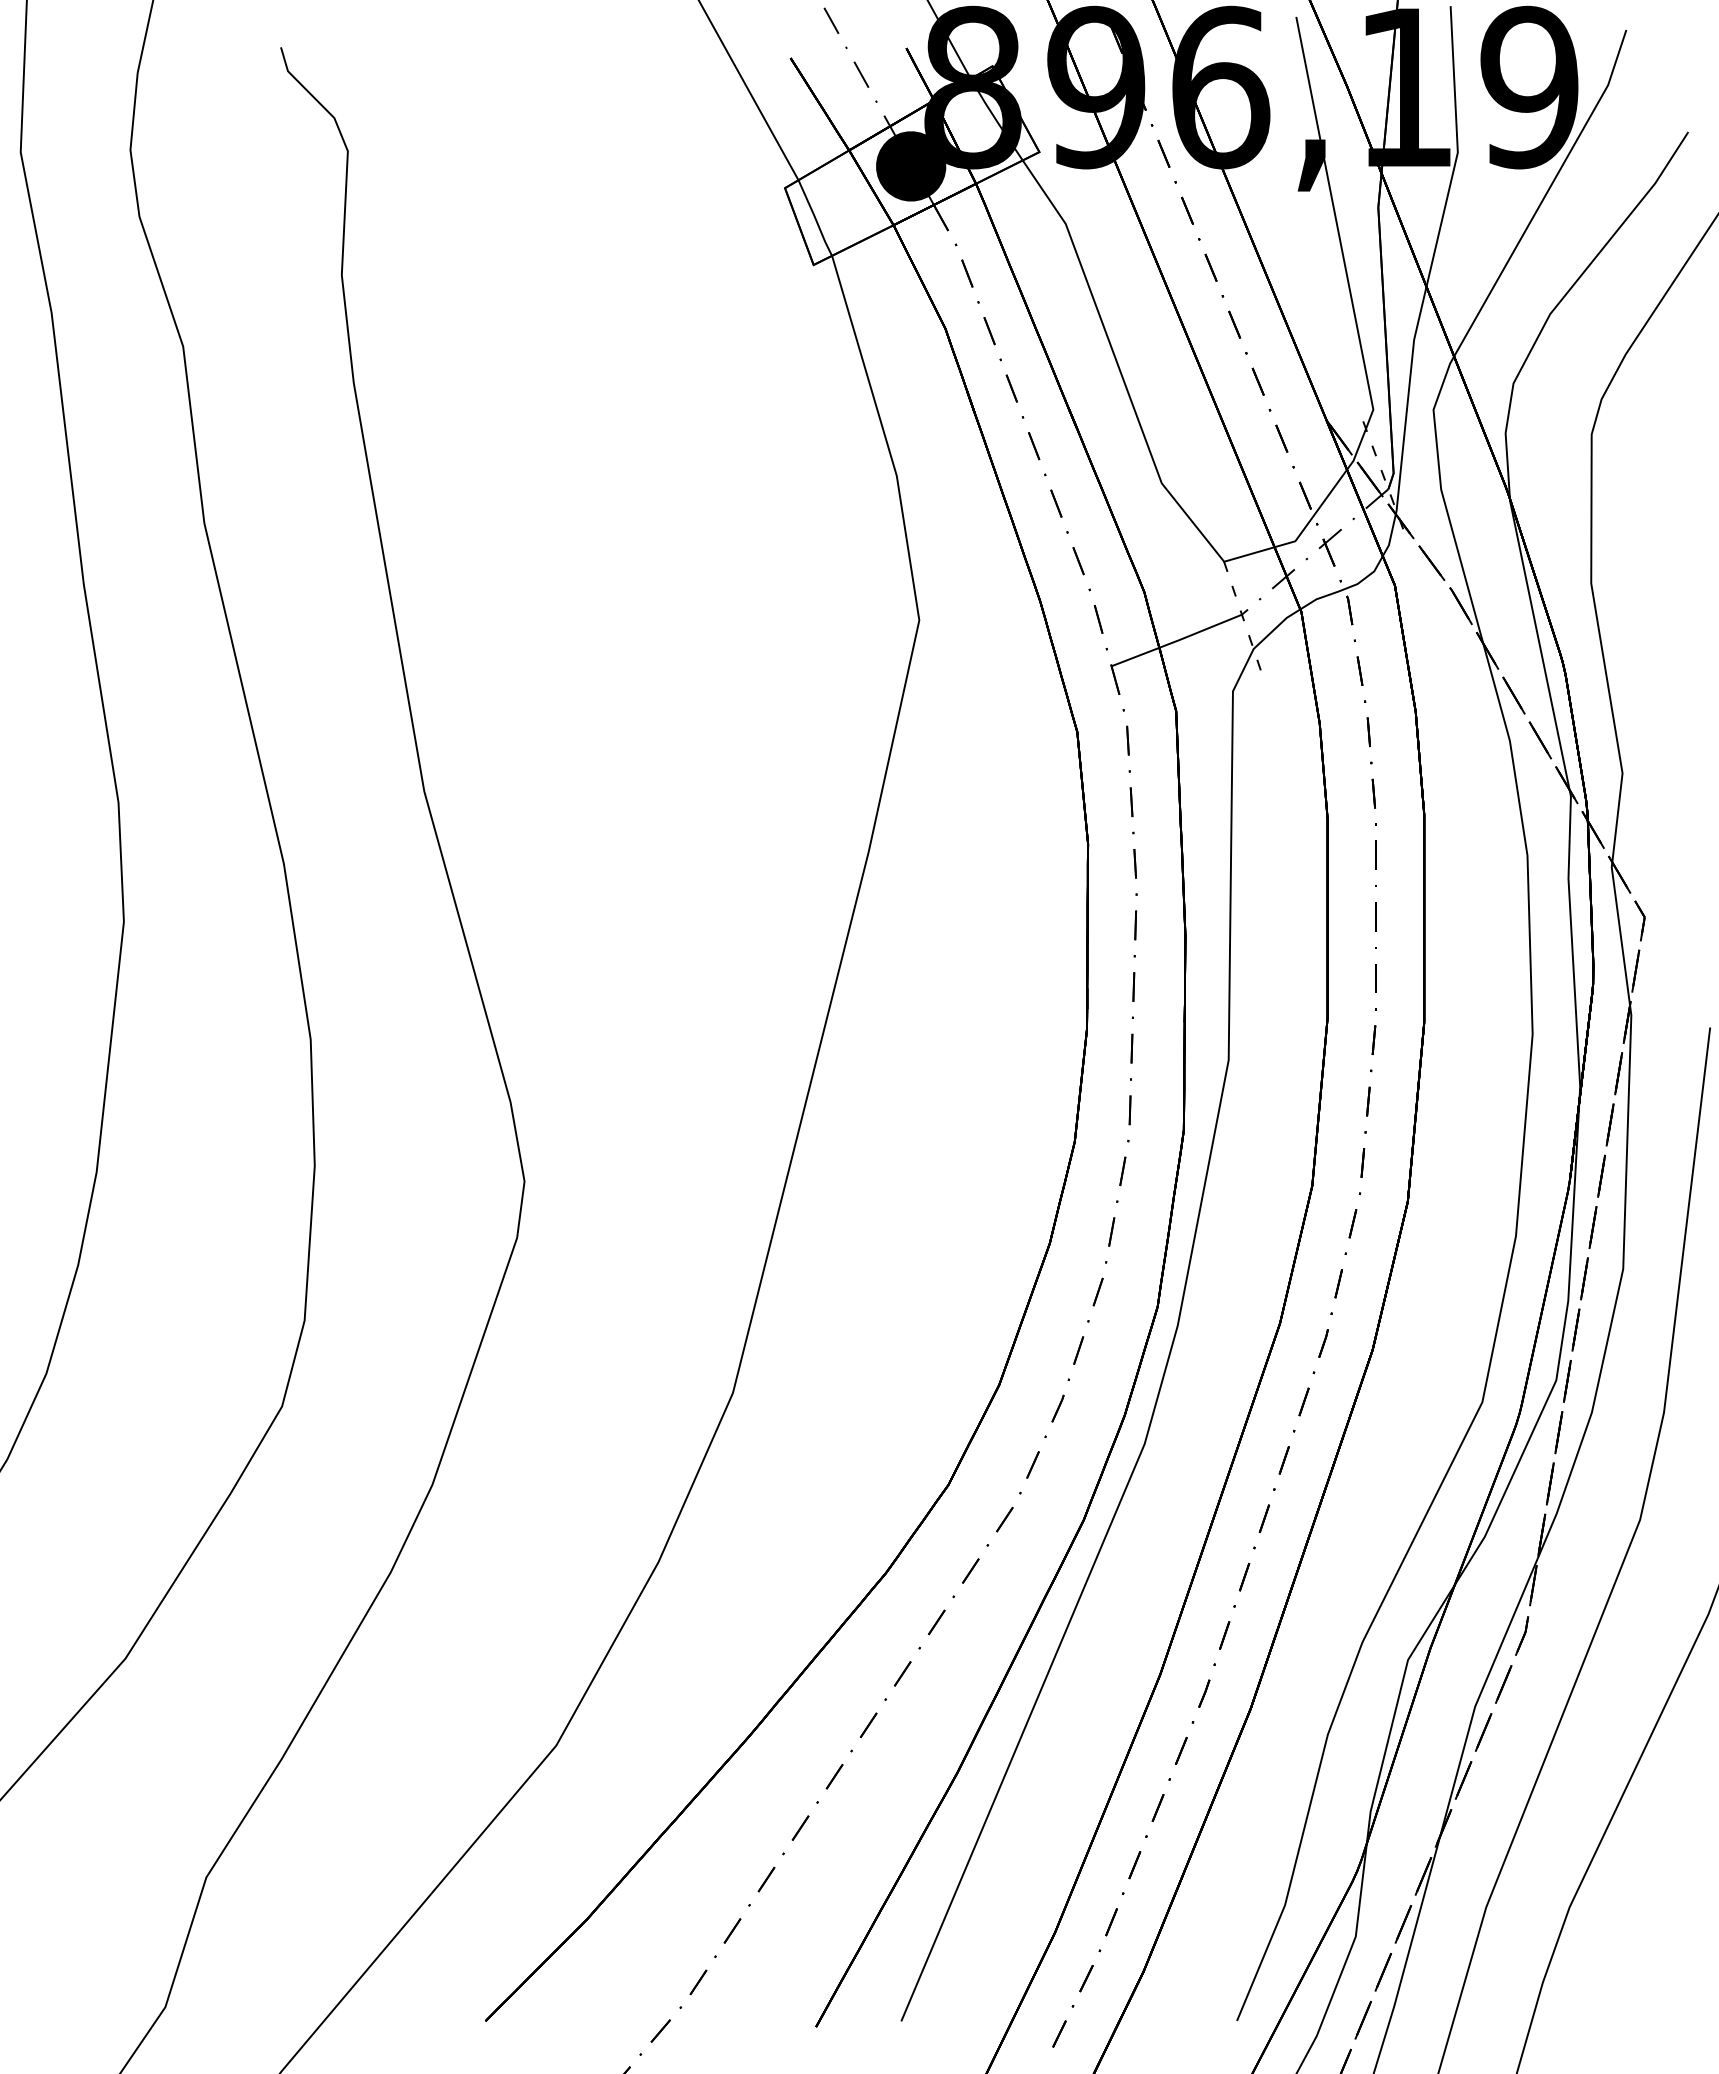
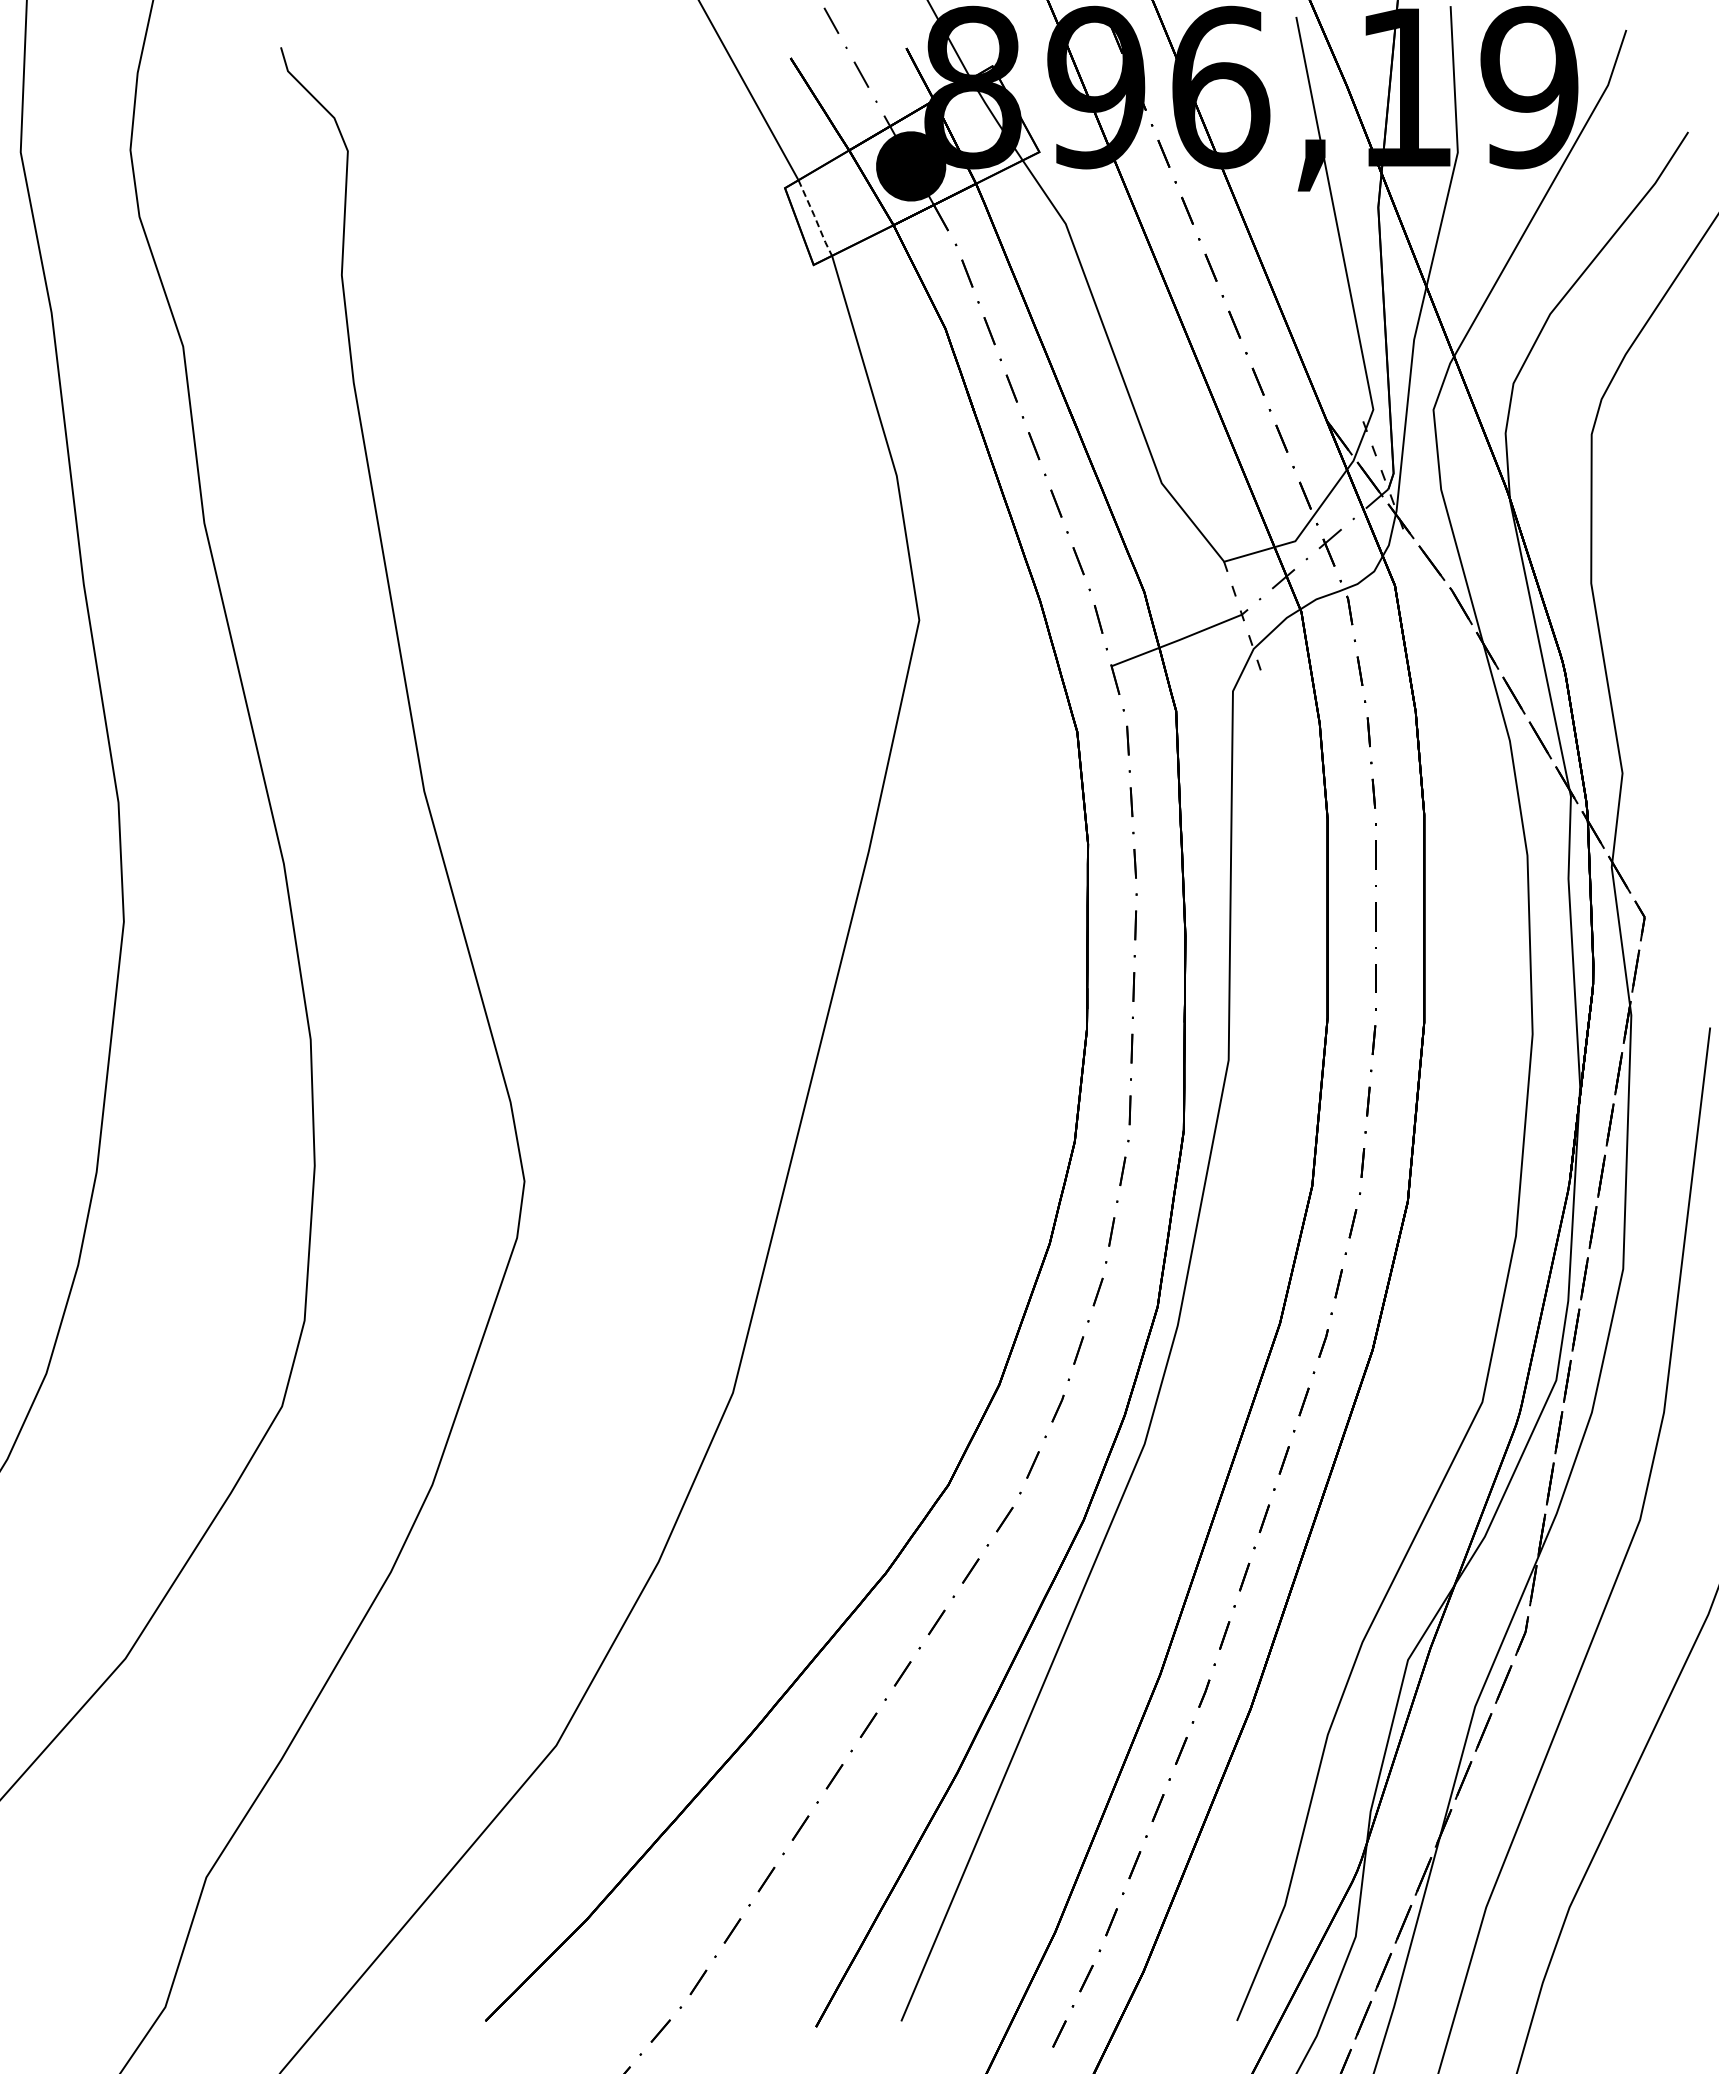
line: solid -> dashed (815, 218)
